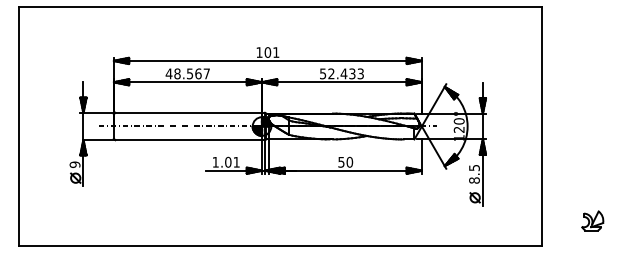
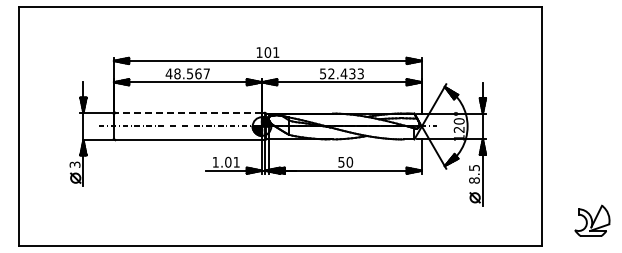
line: solid -> dashed (188, 112)
text: 9 -> 3 (74, 164)
part size: 24x22 px -> 37x33 px (592, 220)
